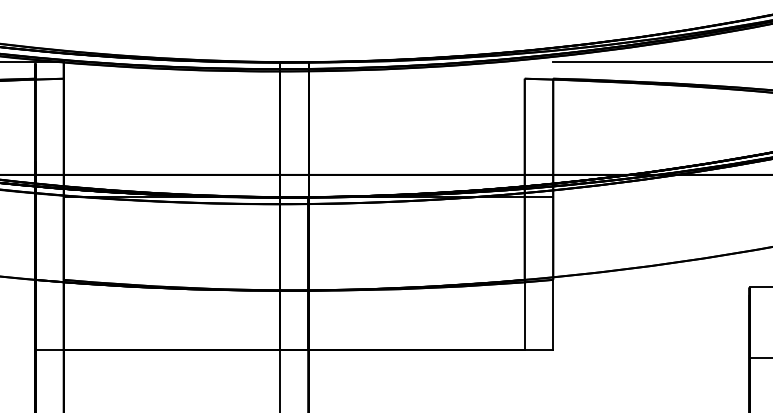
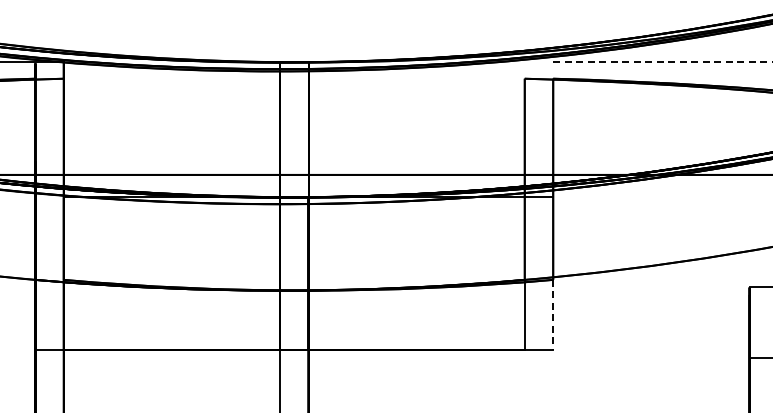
line: solid -> dashed (663, 62)
line: solid -> dashed (553, 314)
